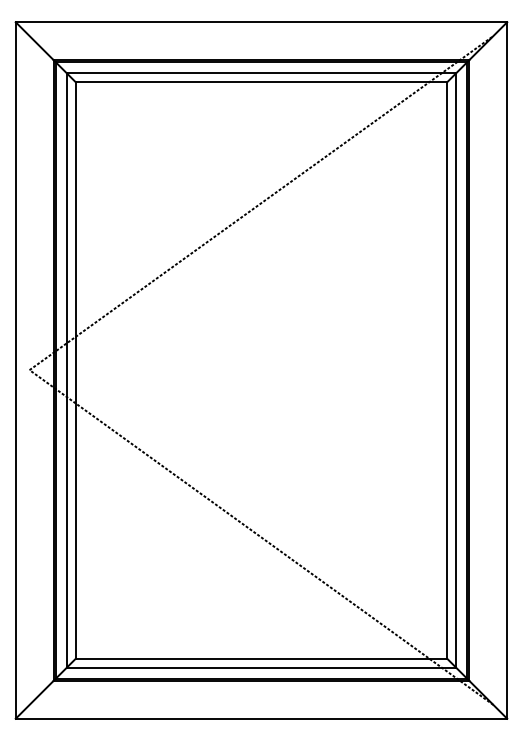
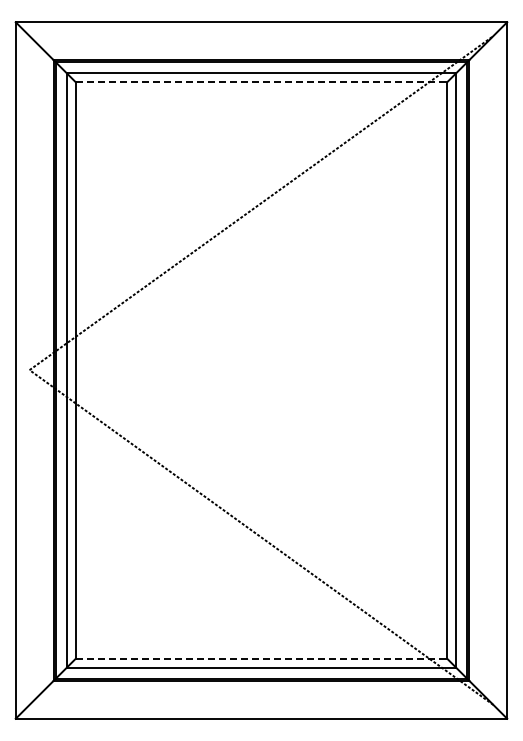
line: solid -> dashed (261, 82)
line: solid -> dashed (261, 658)
